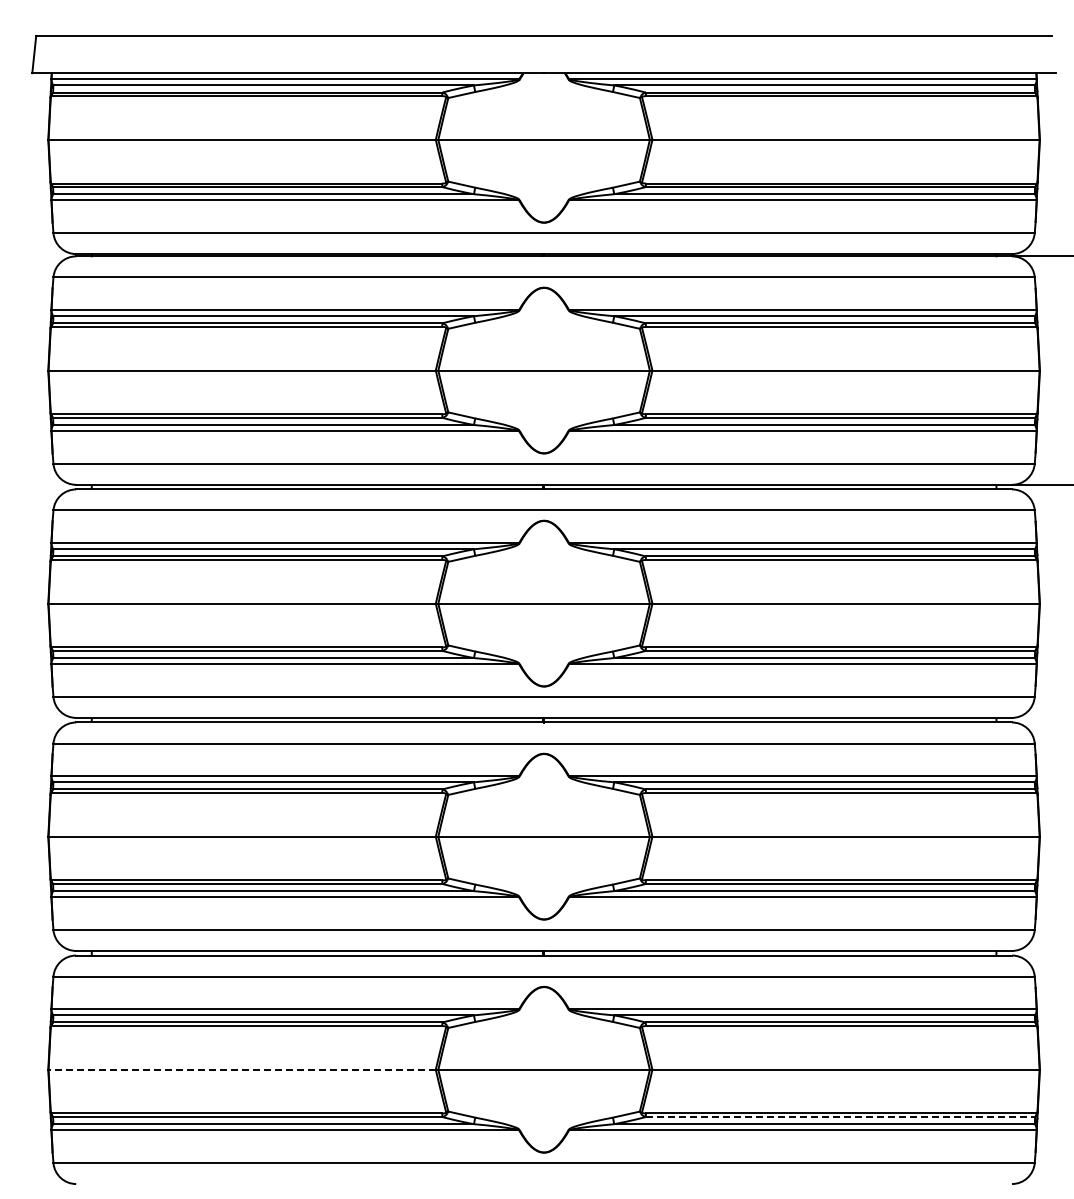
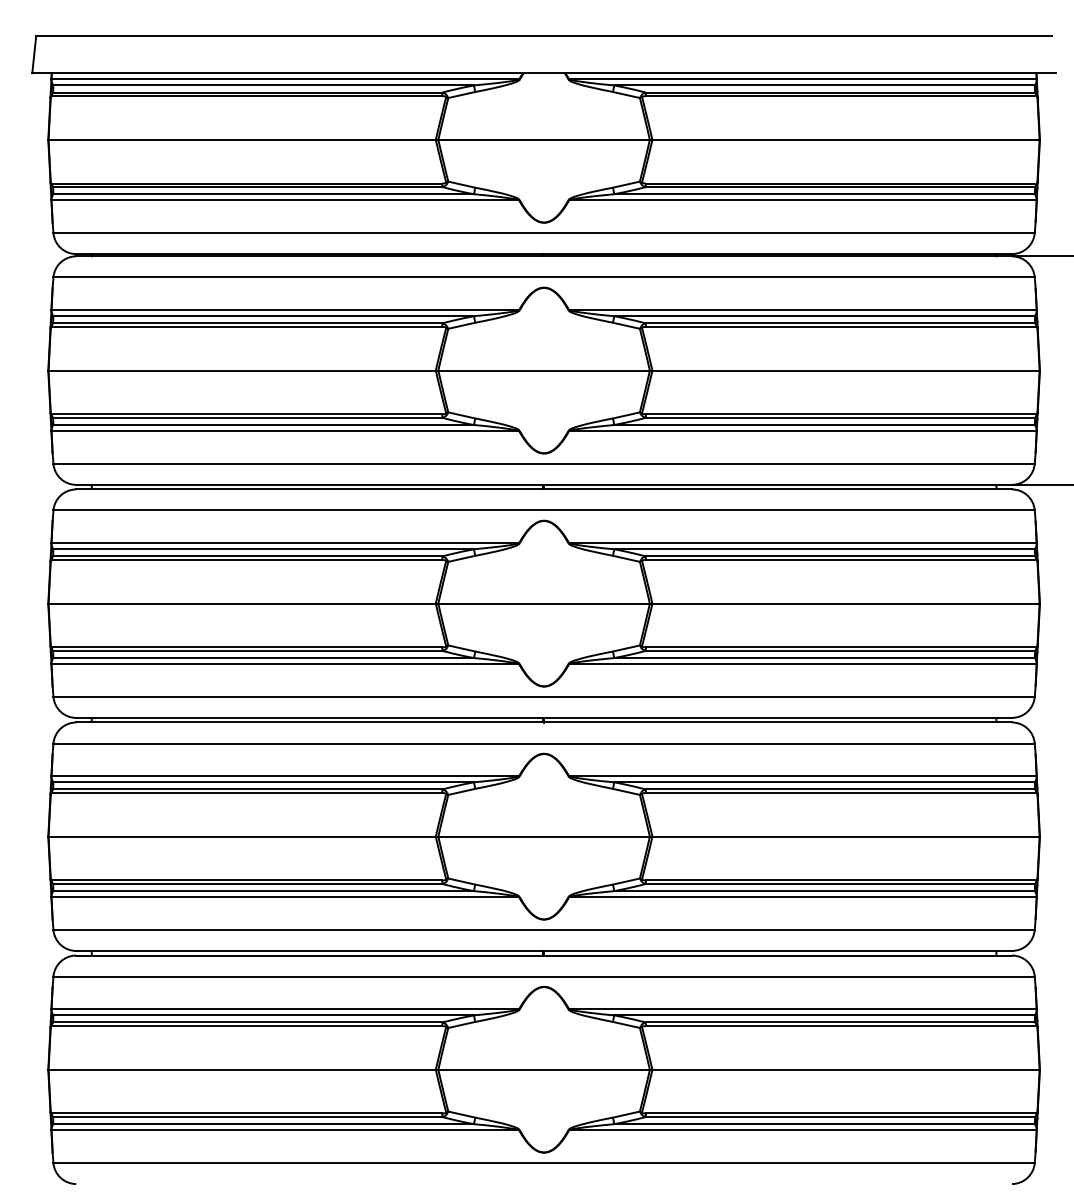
line: dashed -> solid (242, 1069)
line: dashed -> solid (840, 1117)
